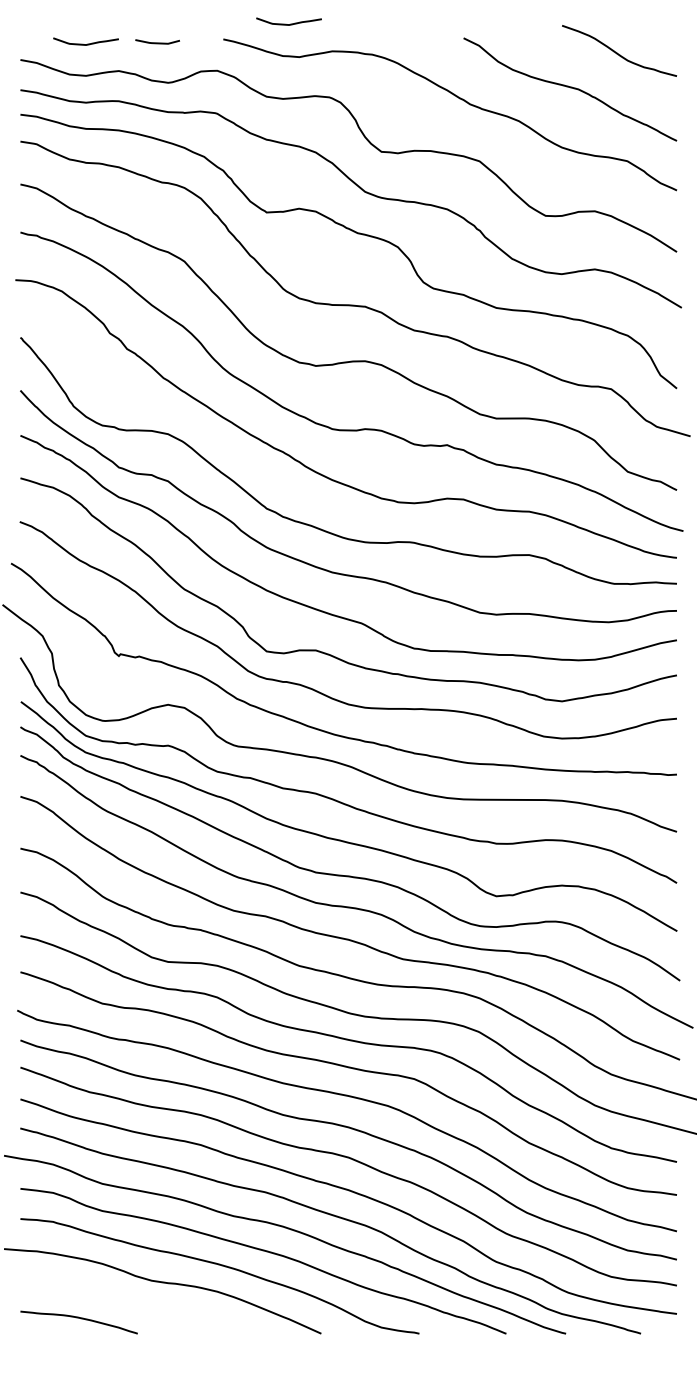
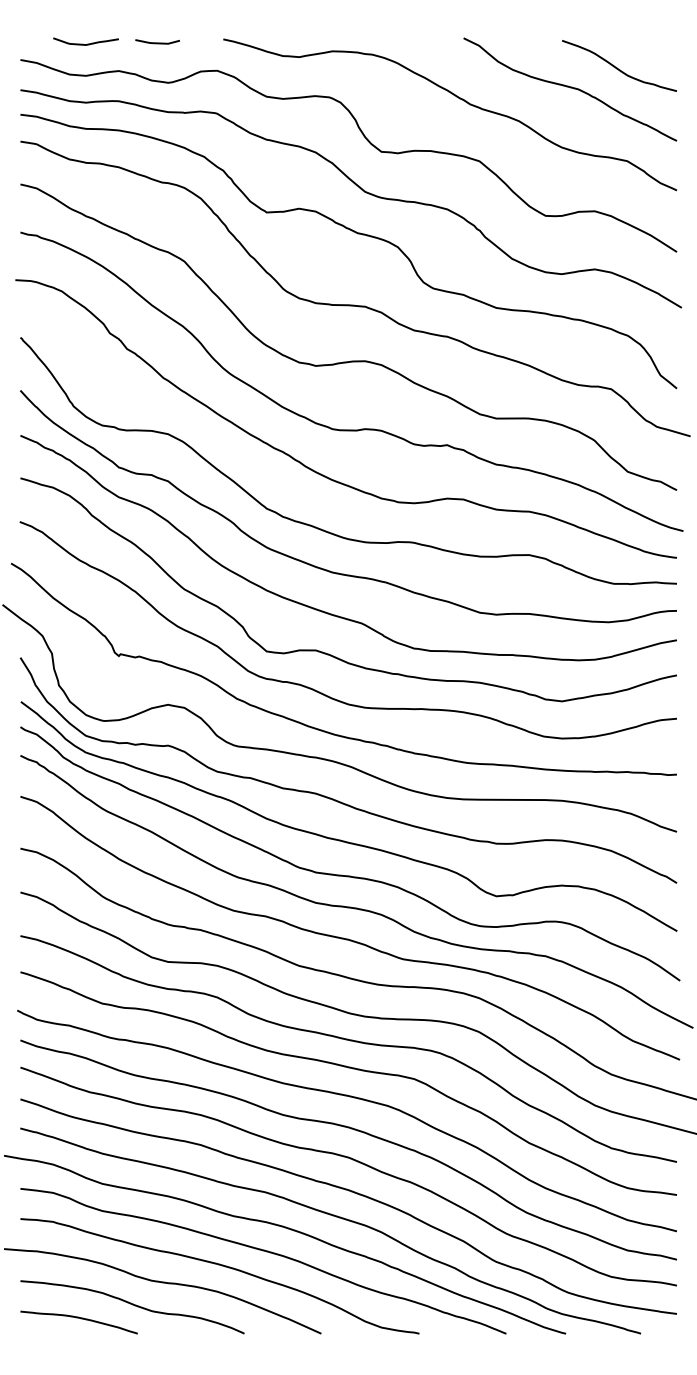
curve: present -> none (286, 23)
curve position: (617, 52) -> (617, 67) (617, 67)
curve: none -> present (132, 1305)
